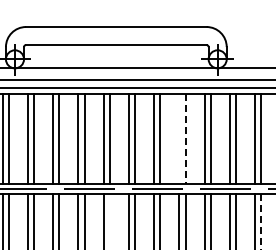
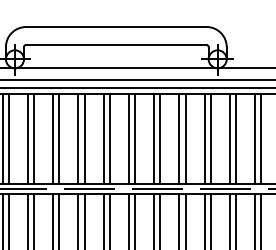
line: none -> present (179, 138)
line: dashed -> solid (185, 139)
line: none -> present (109, 219)
line: dashed -> solid (261, 221)
